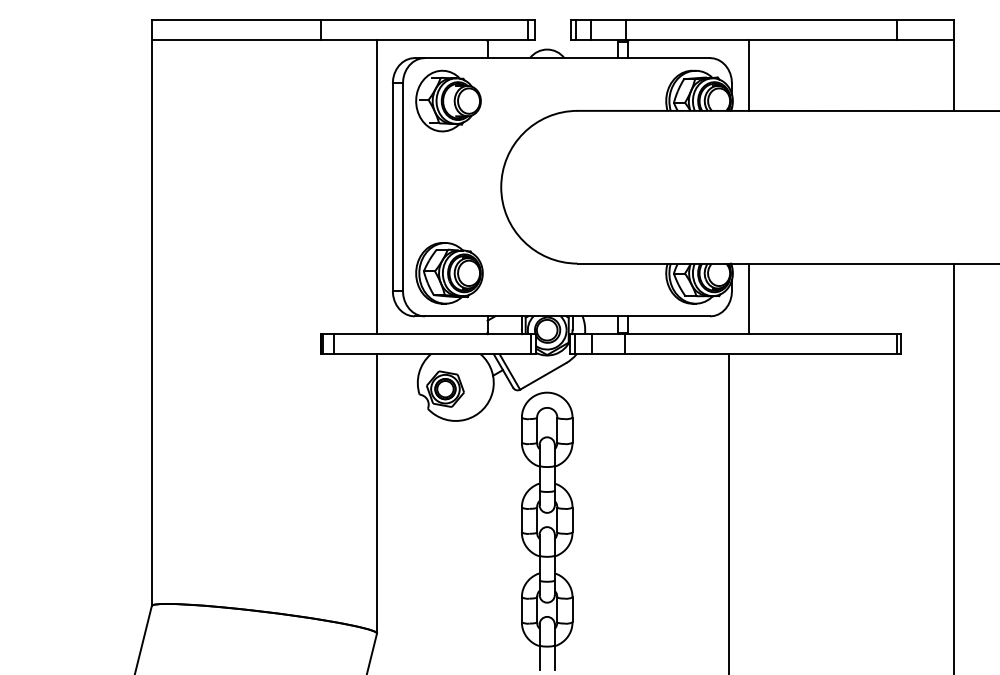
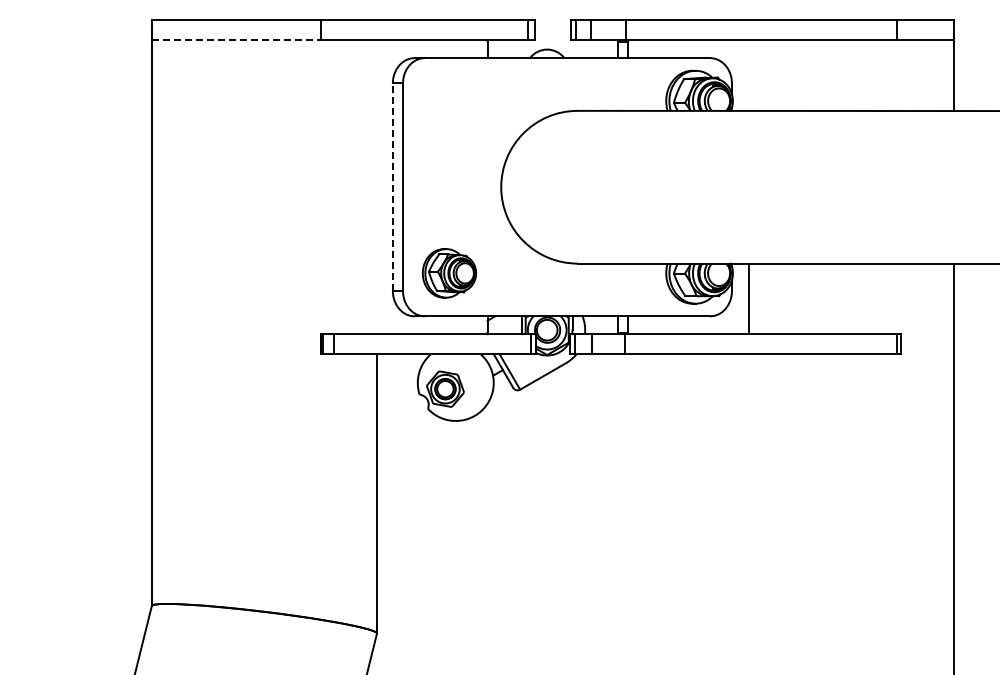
line: solid -> dashed (236, 40)
line: present -> none (748, 75)
part: present -> none (448, 100)
line: present -> none (377, 187)
line: solid -> dashed (392, 187)
part size: 69x63 px -> 55x51 px (449, 273)
line: present -> none (728, 512)
part: present -> none (547, 530)
